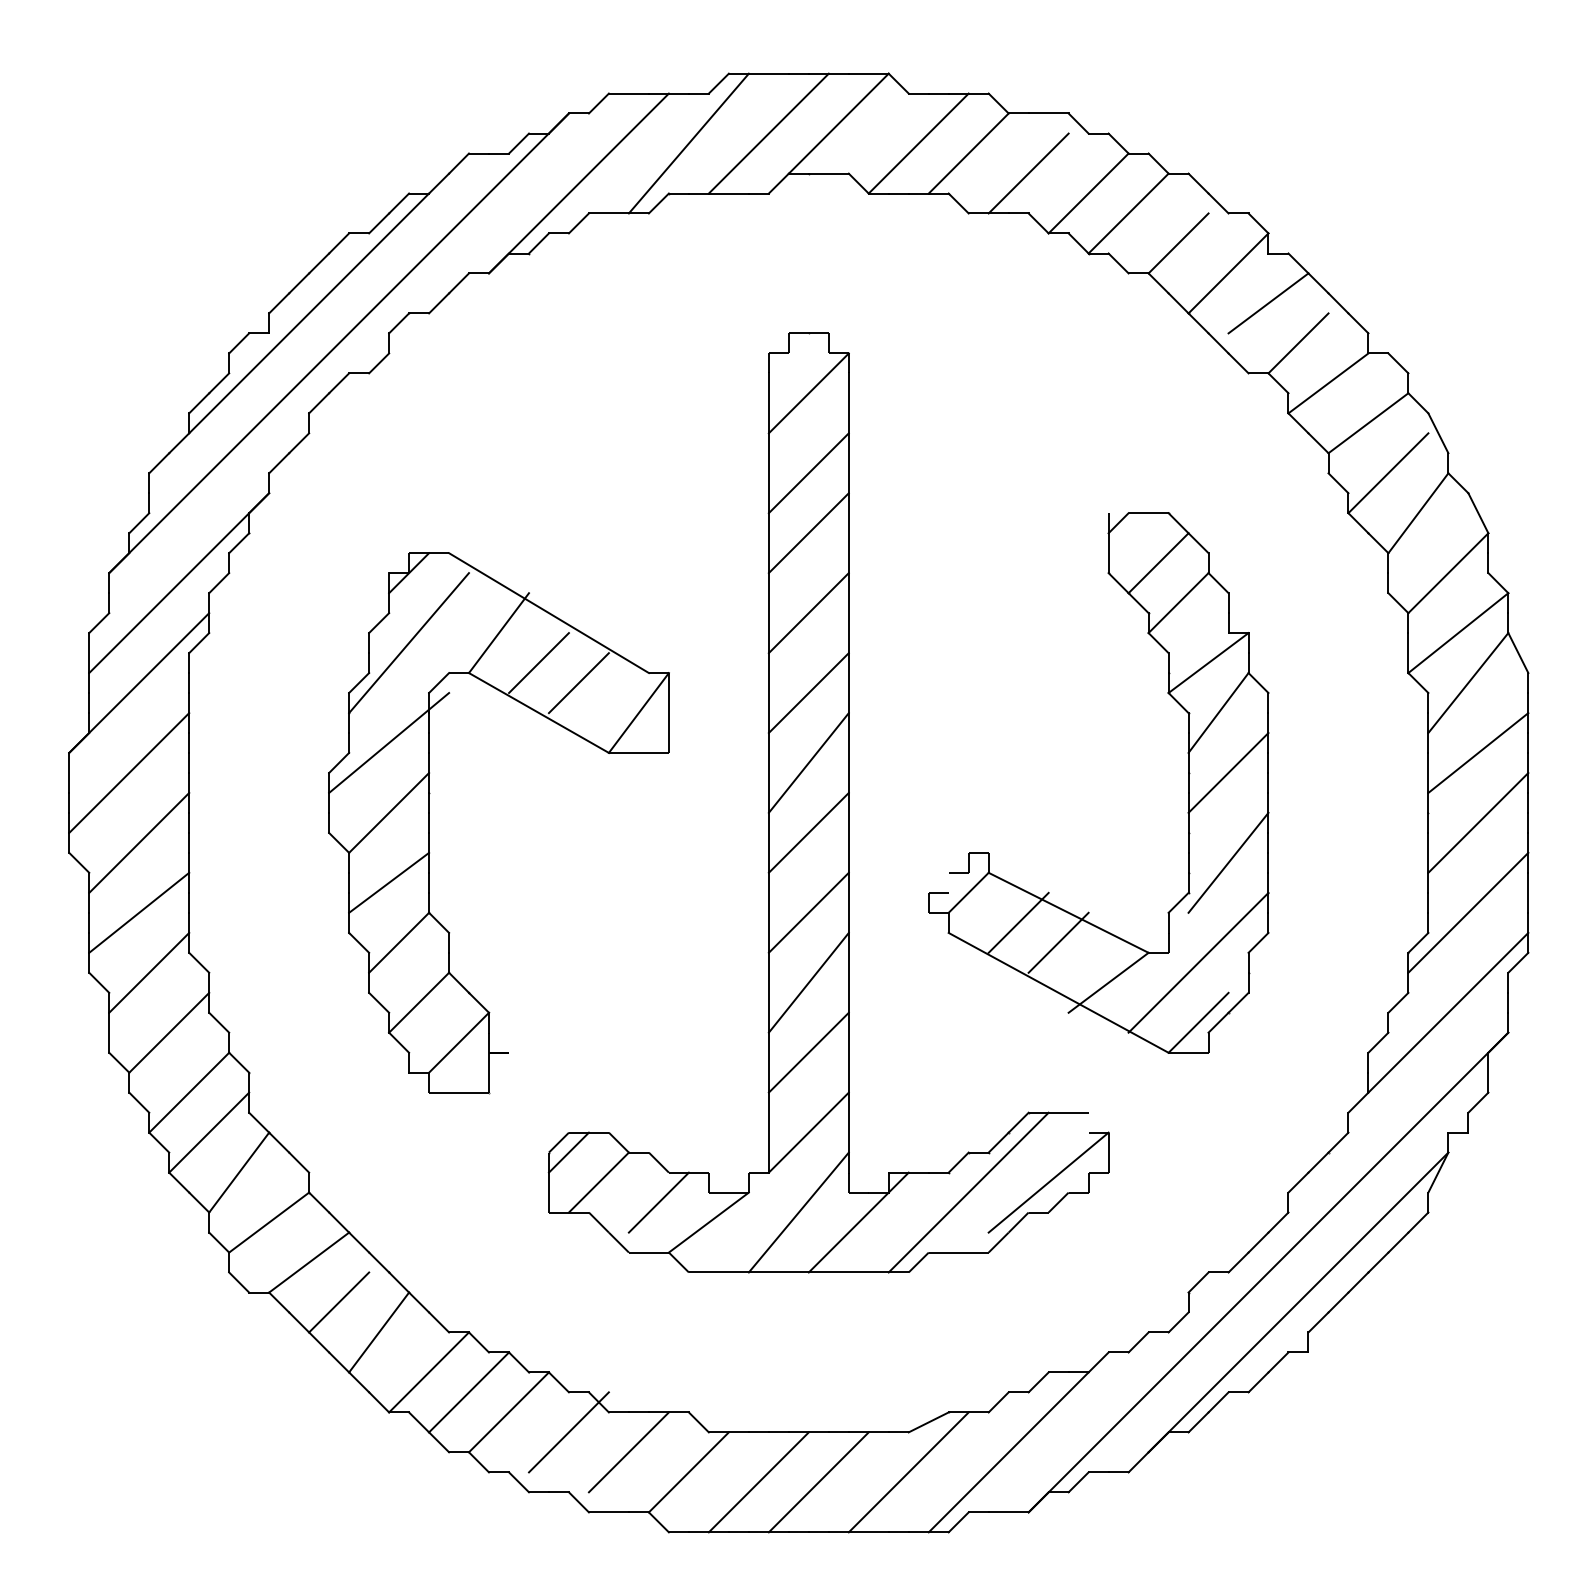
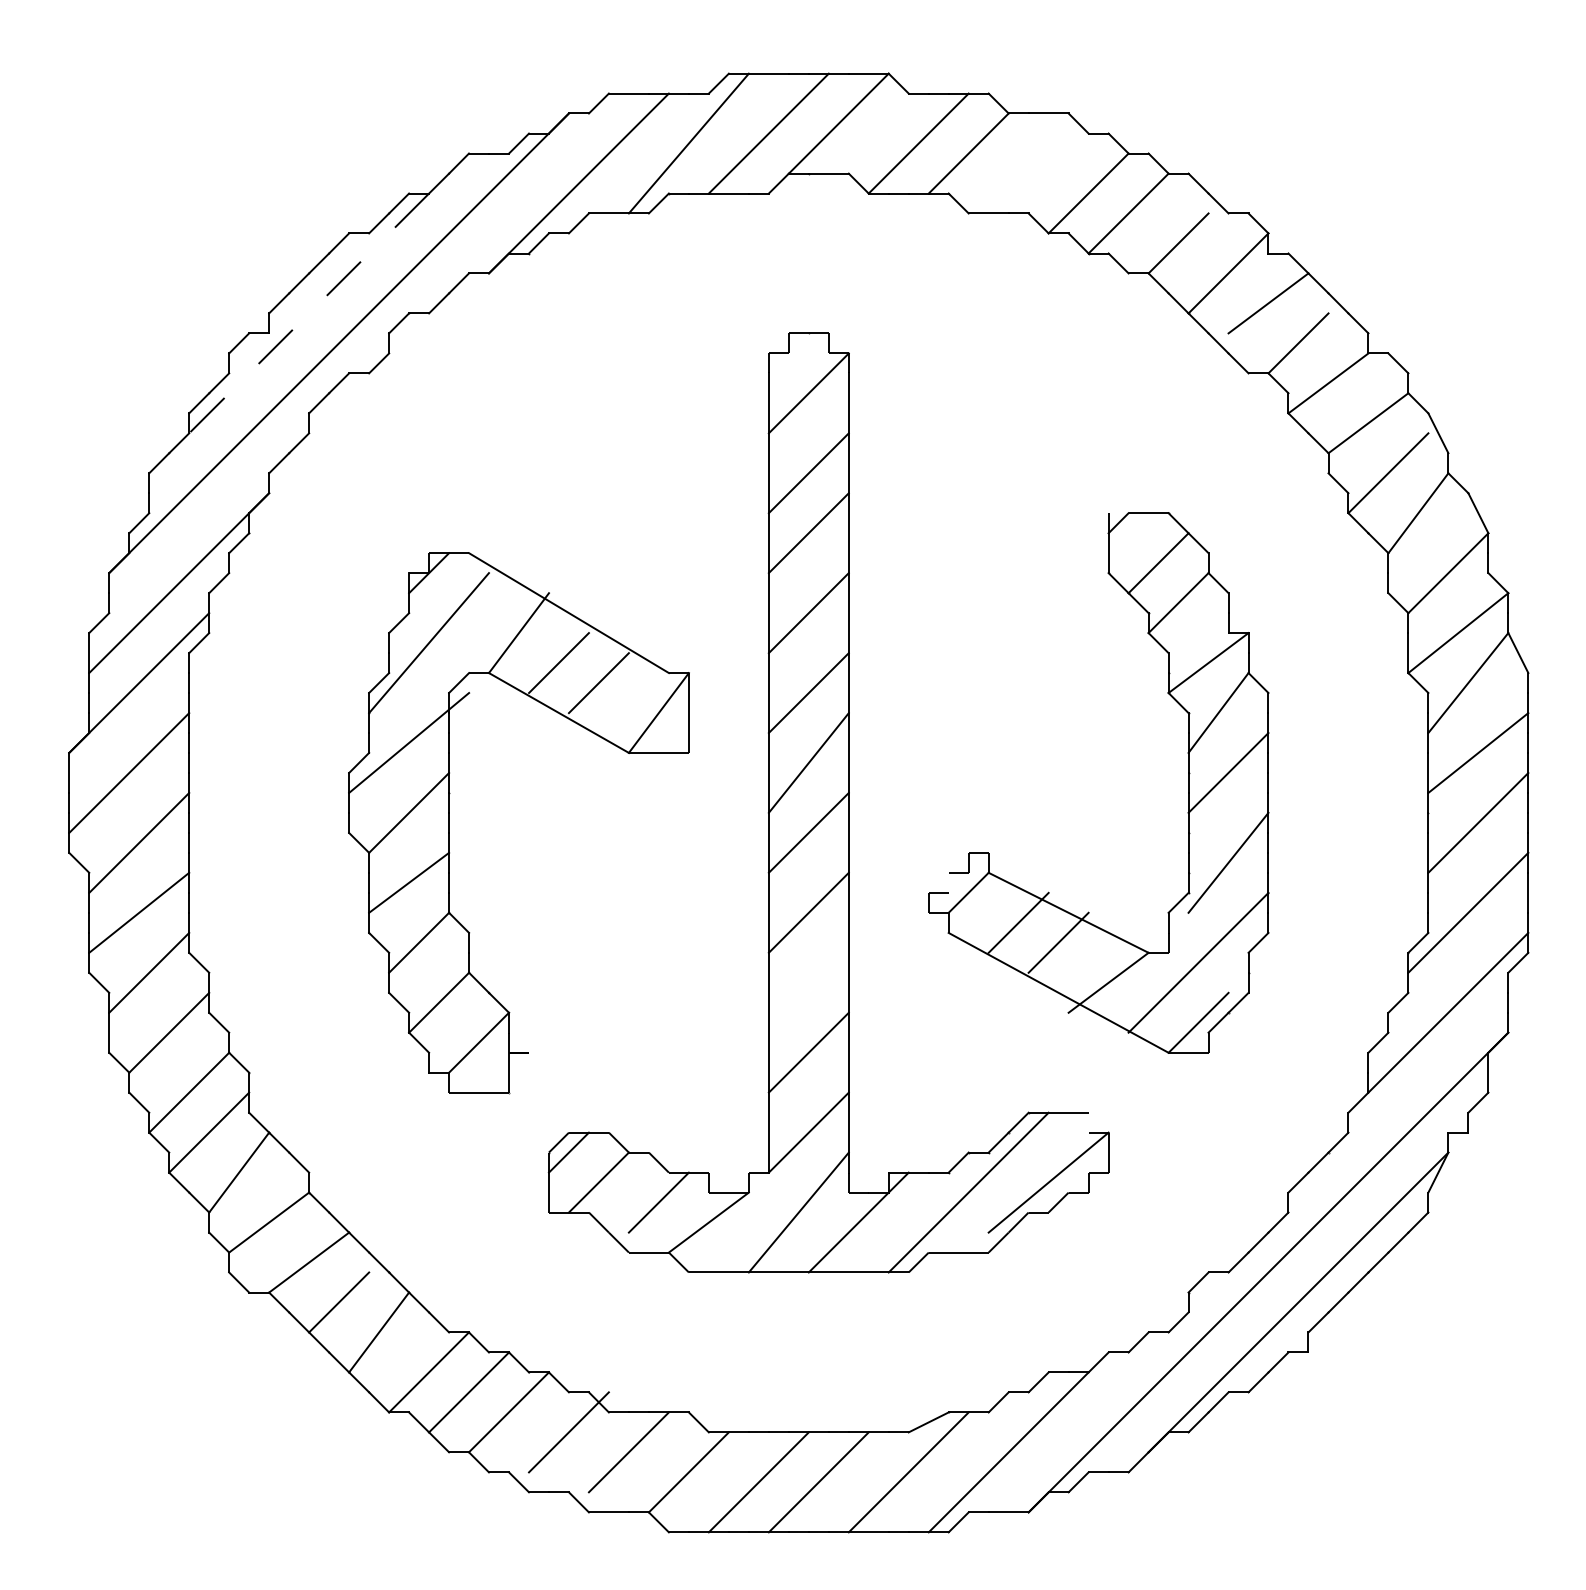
line: present -> none (1028, 173)
line: solid -> dashed (309, 313)
part position: (429, 823) -> (449, 823) (449, 823)
line: present -> none (808, 982)
